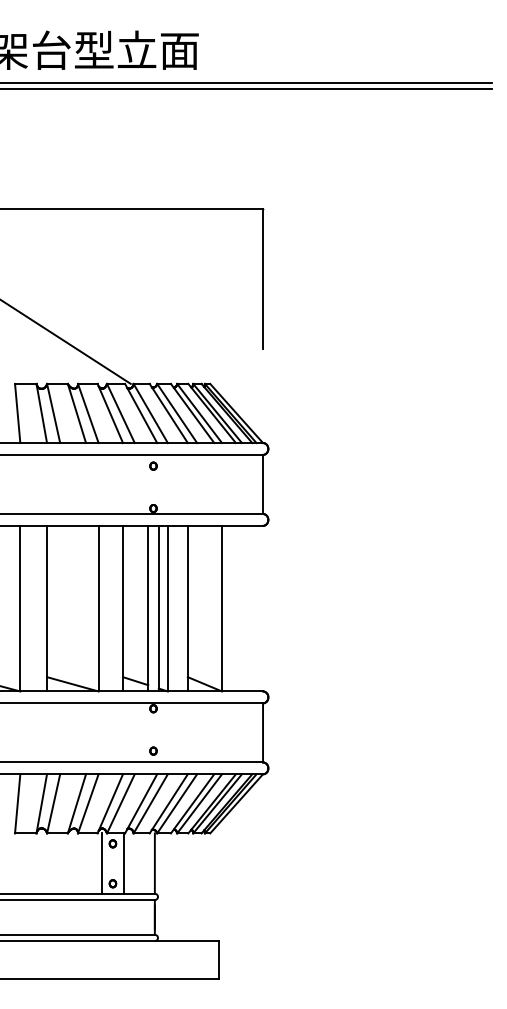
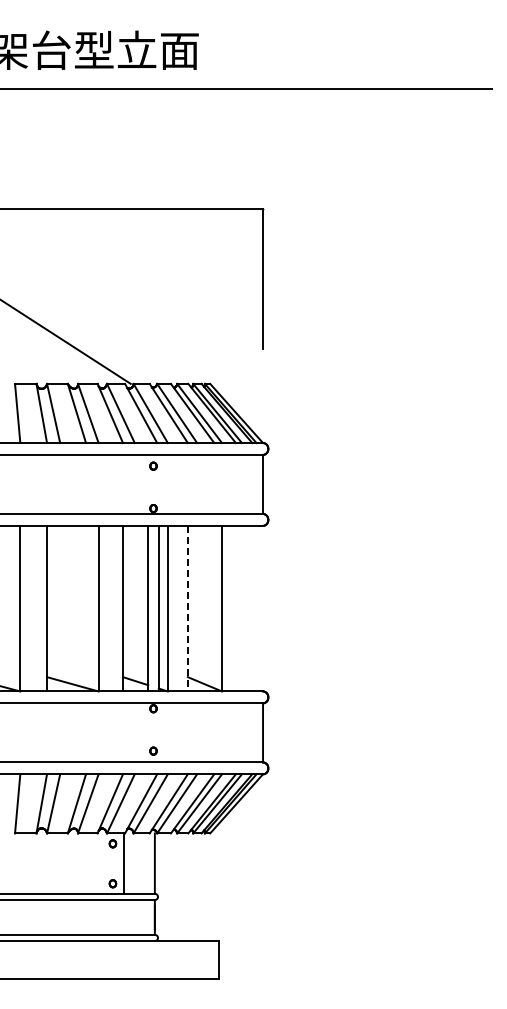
line: present -> none (246, 83)
line: solid -> dashed (187, 608)
line: present -> none (102, 863)
